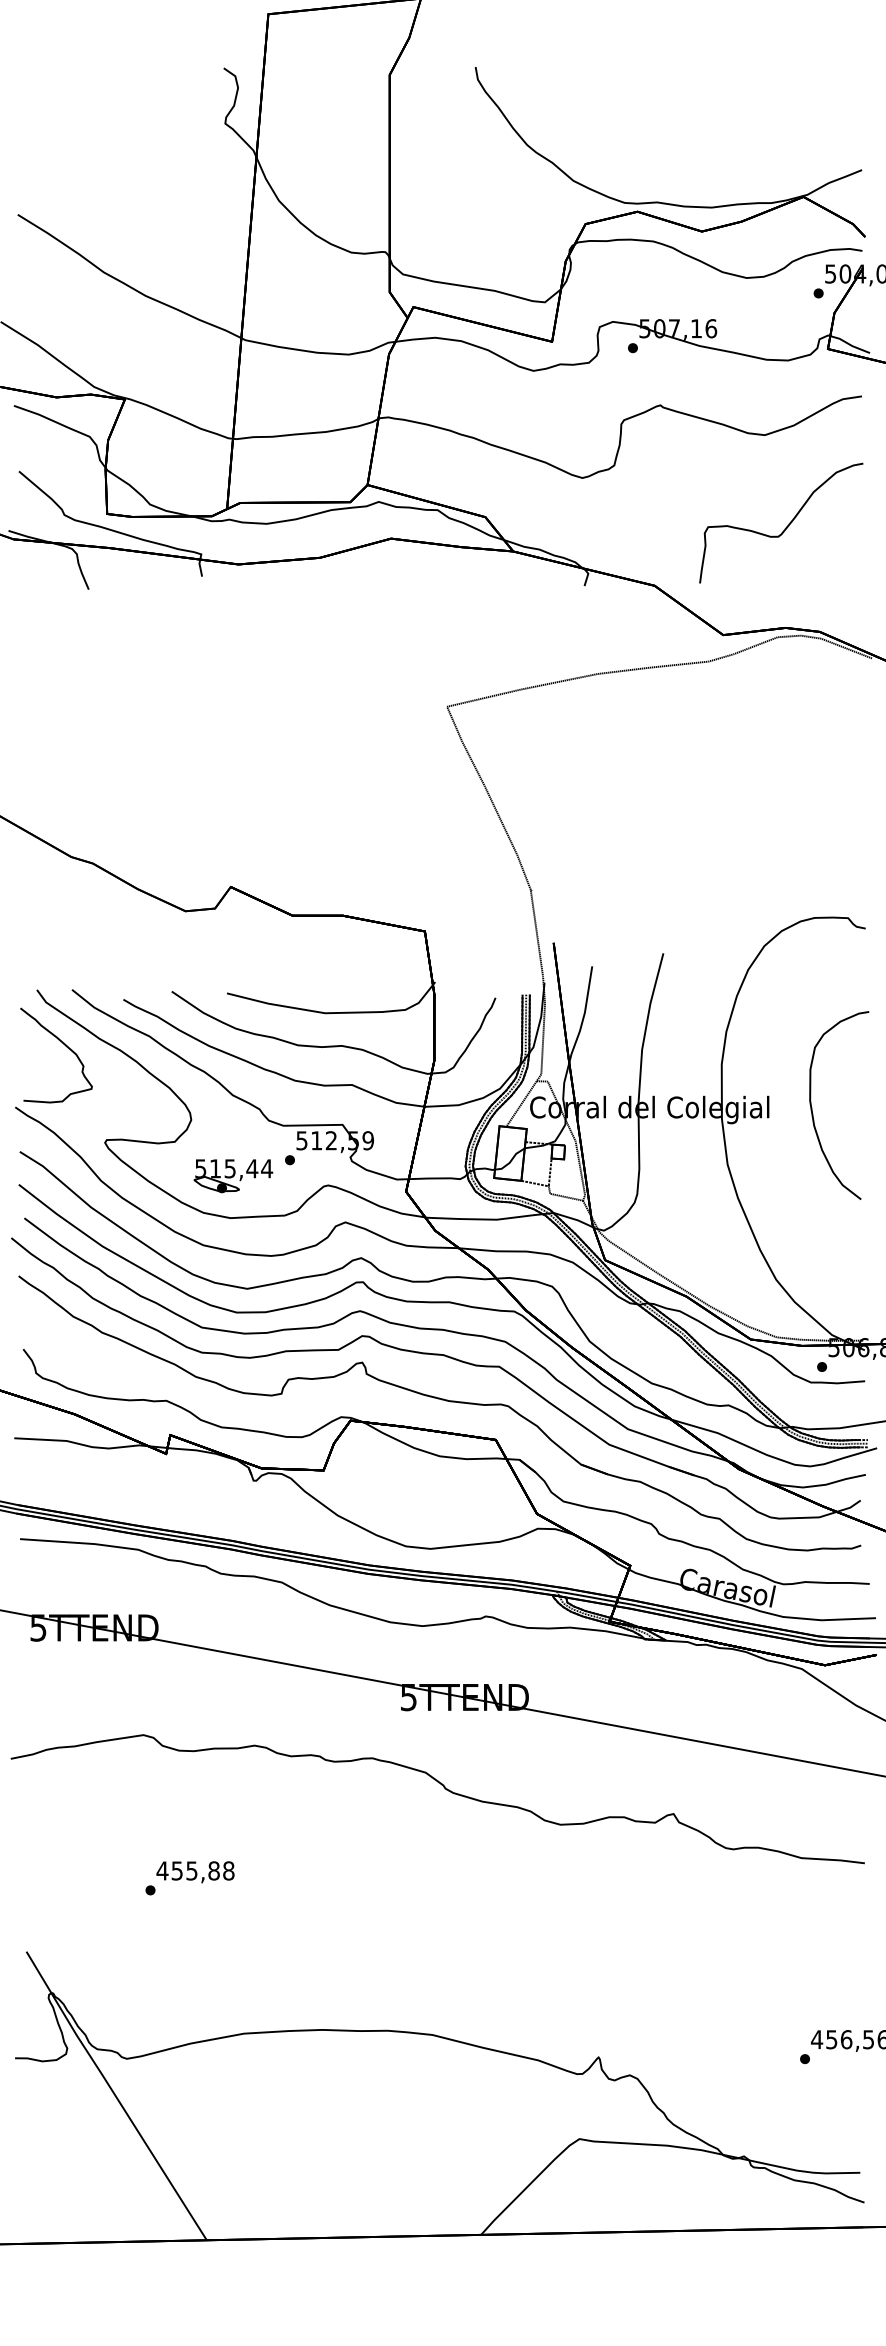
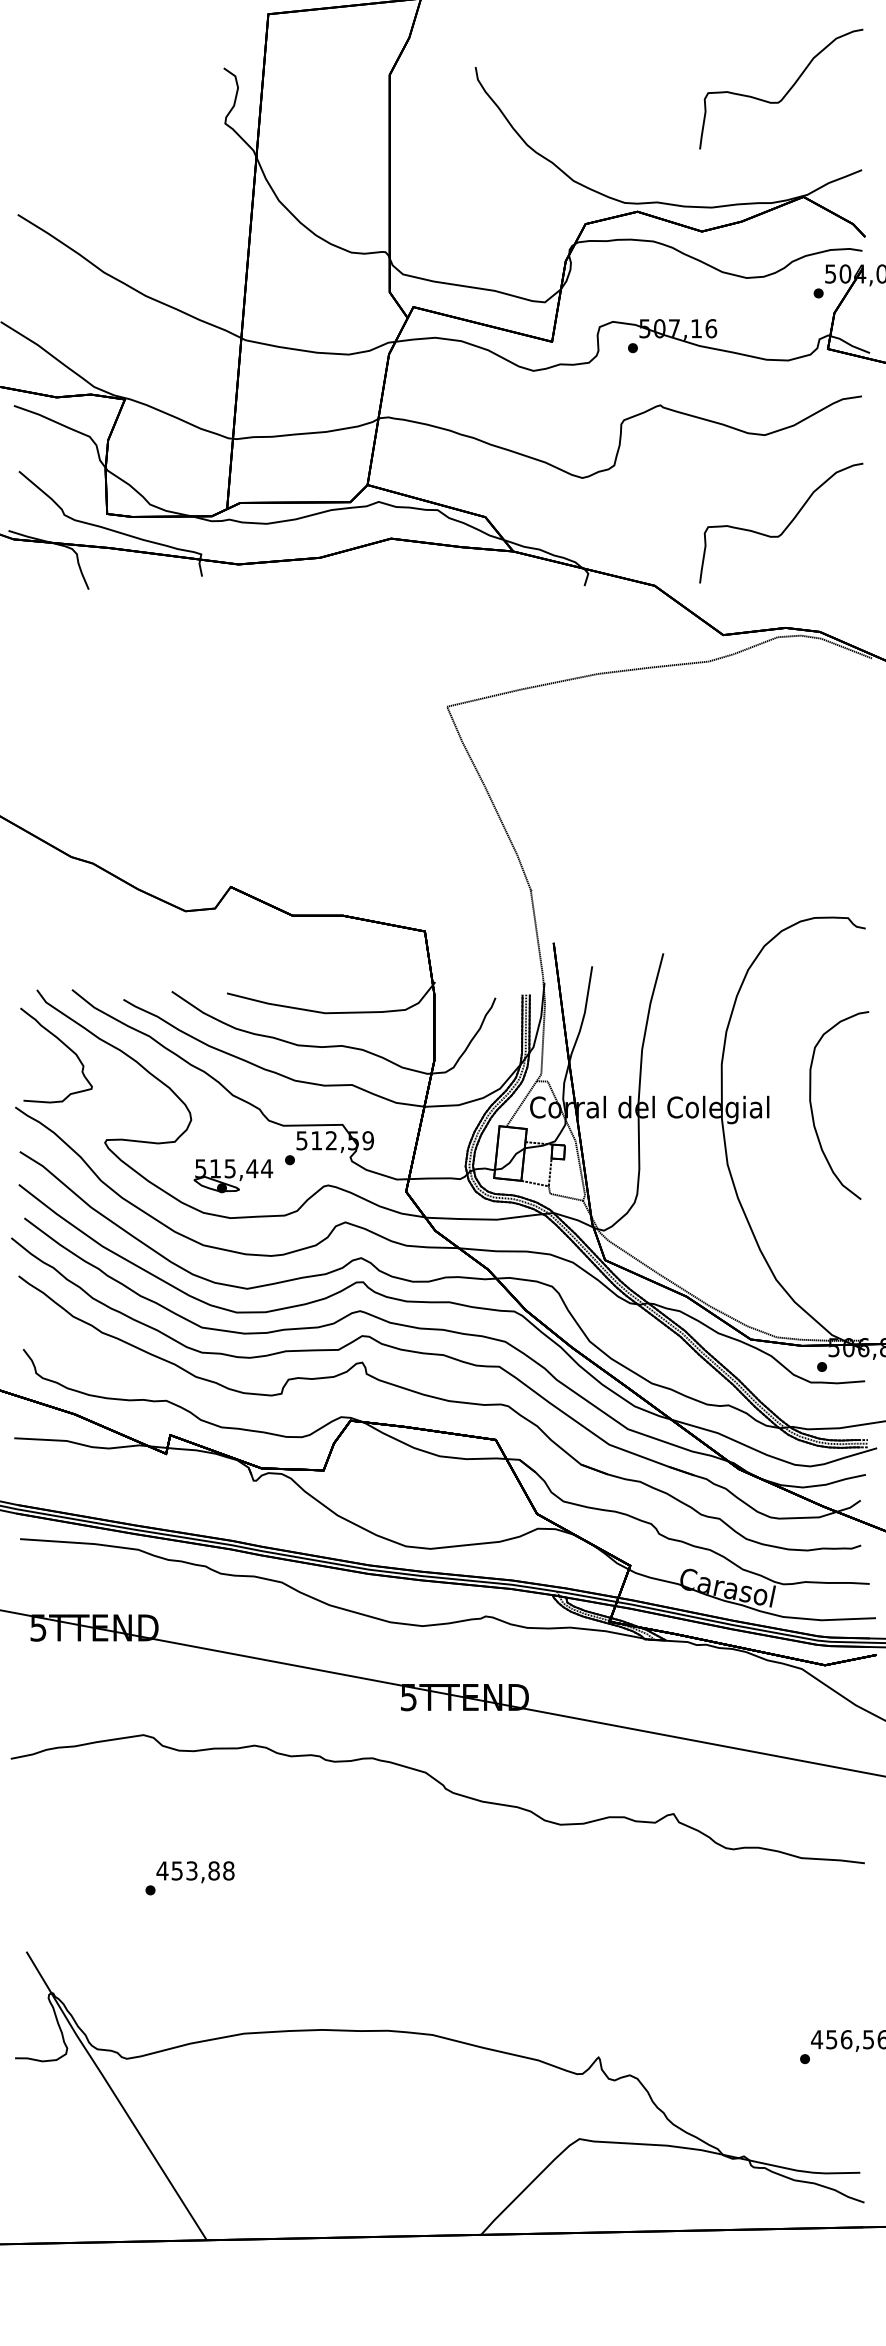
curve: none -> present (786, 92)
text: 455,88 -> 453,88 (192, 1870)
